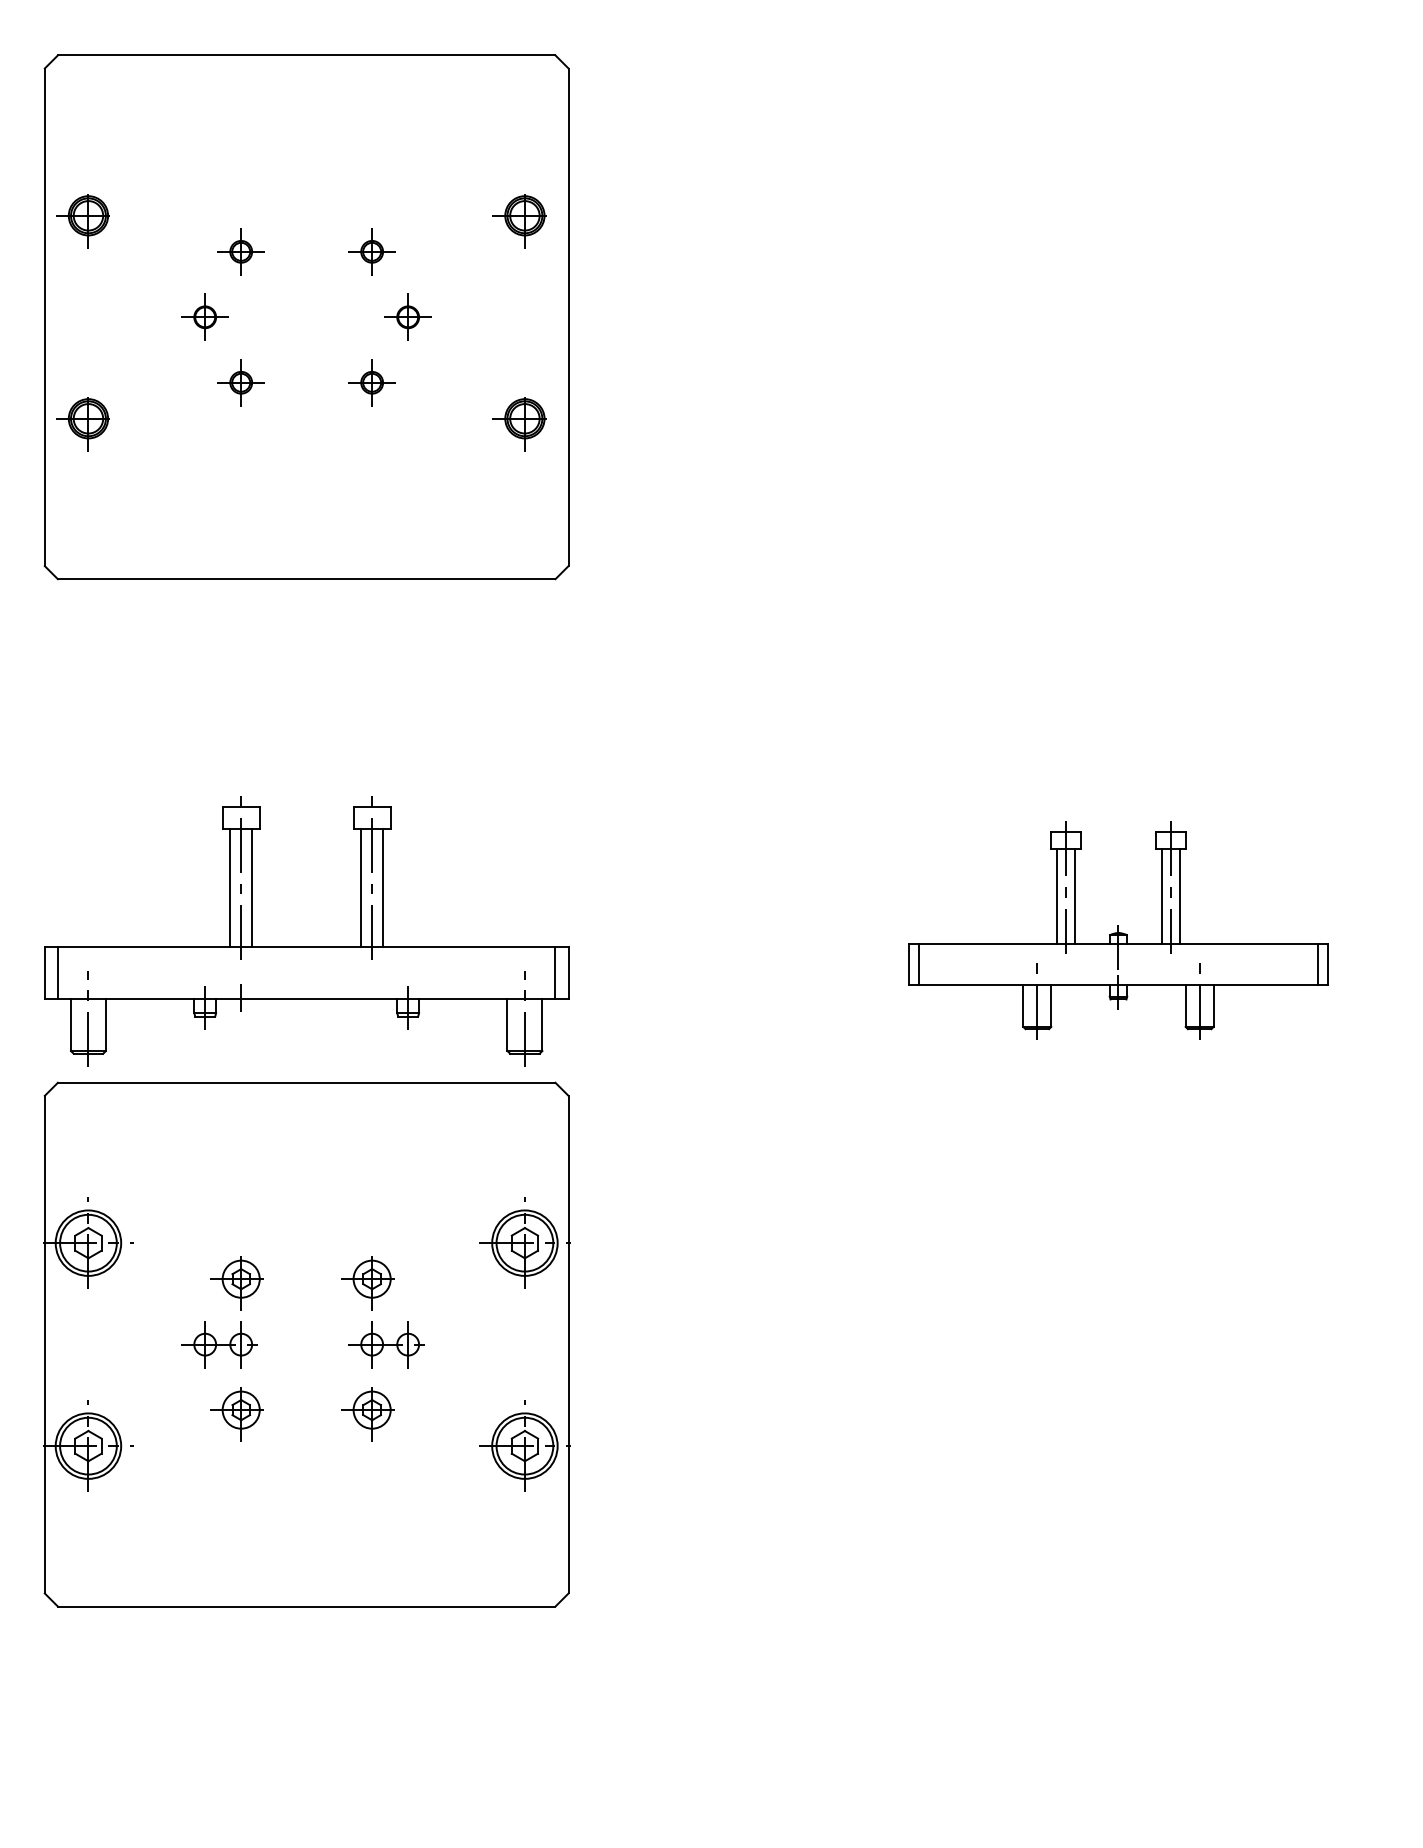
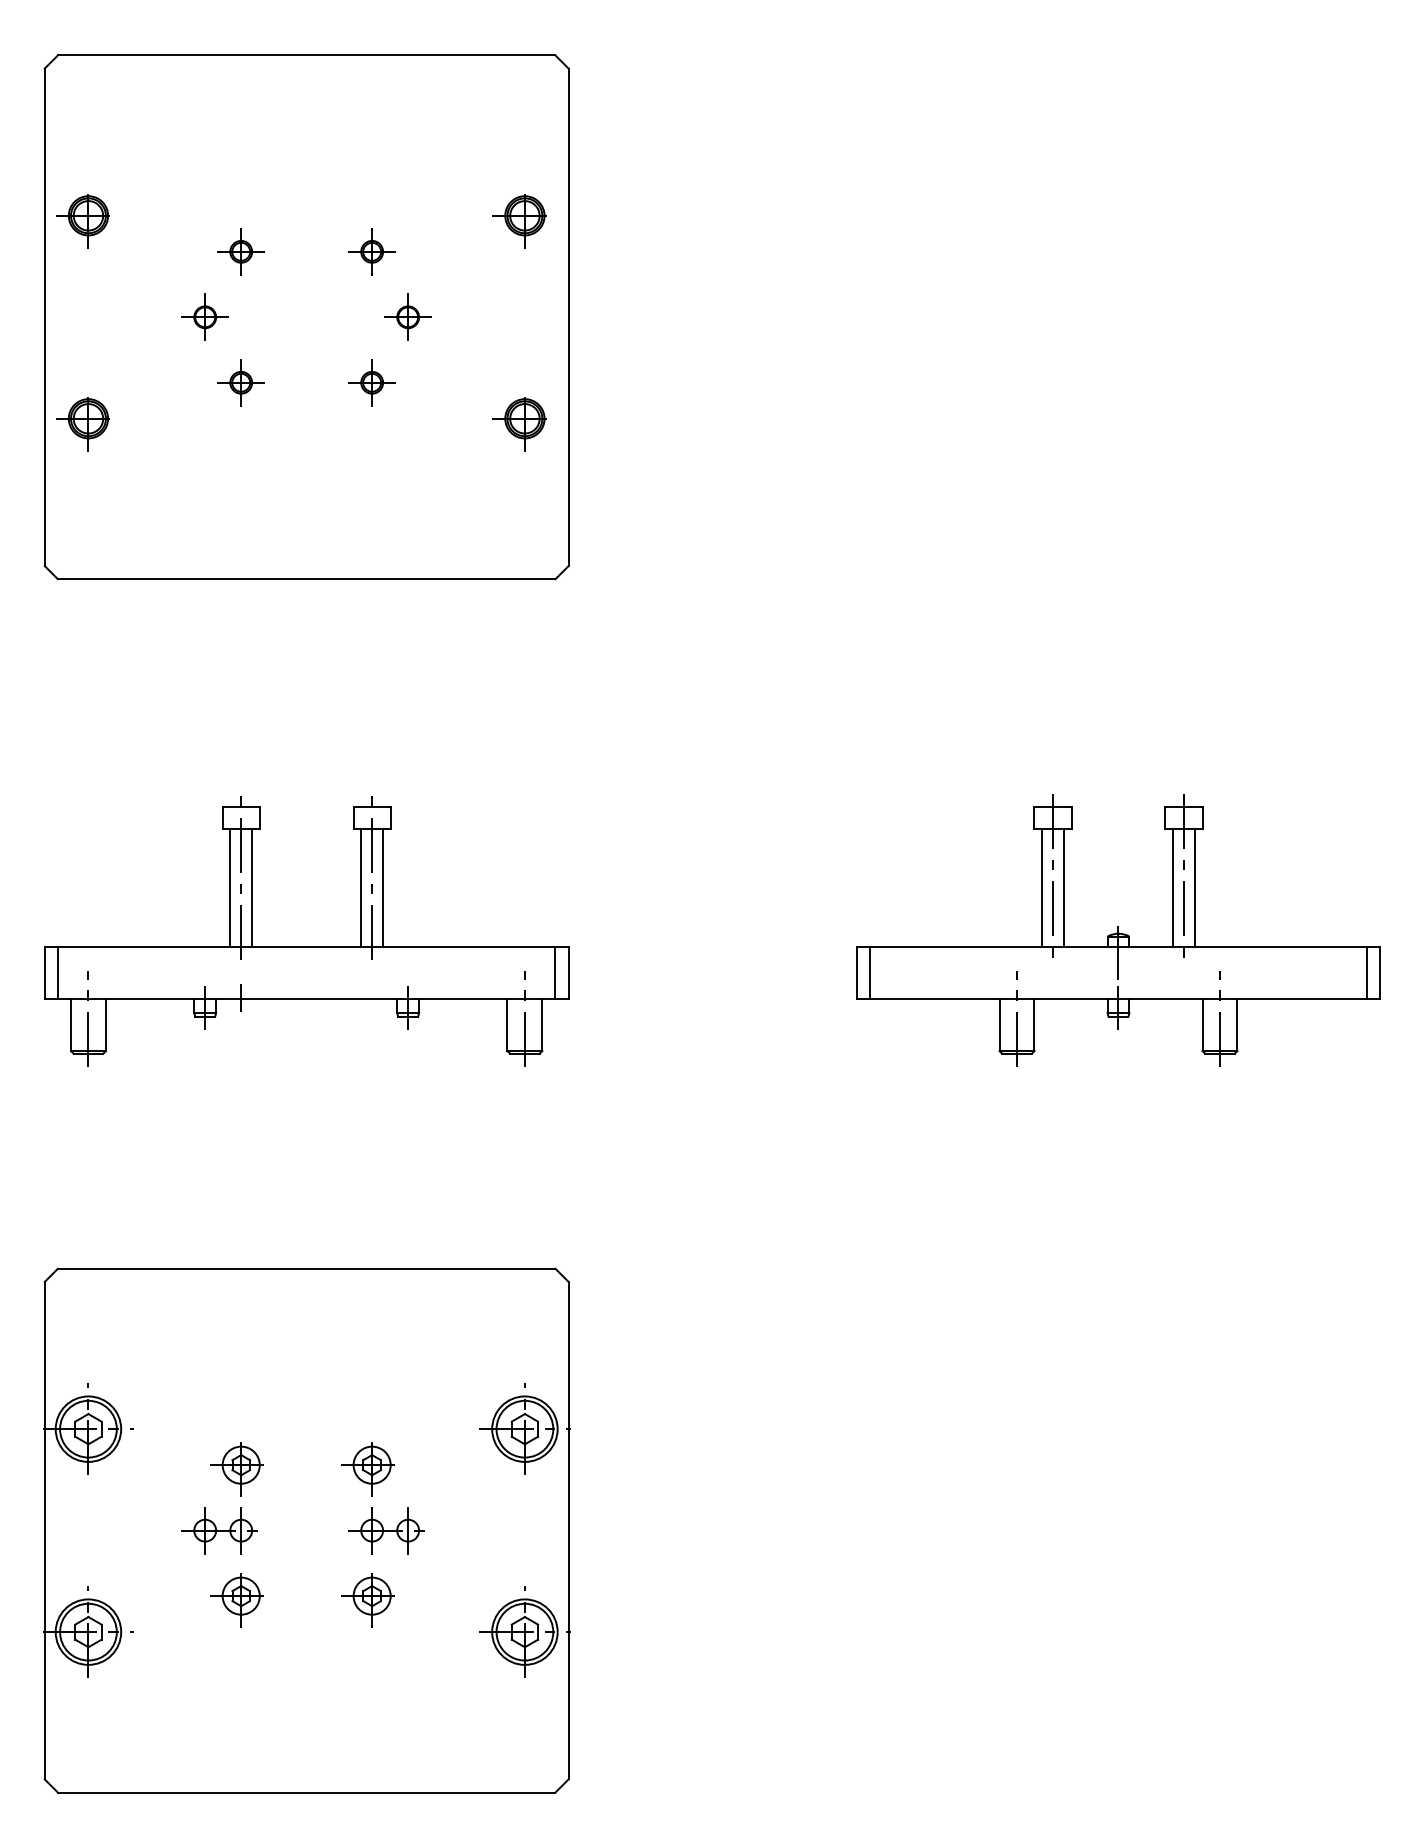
part size: 421x219 px -> 525x273 px (1118, 930)
part position: (306, 1344) -> (306, 1530) (306, 1530)
